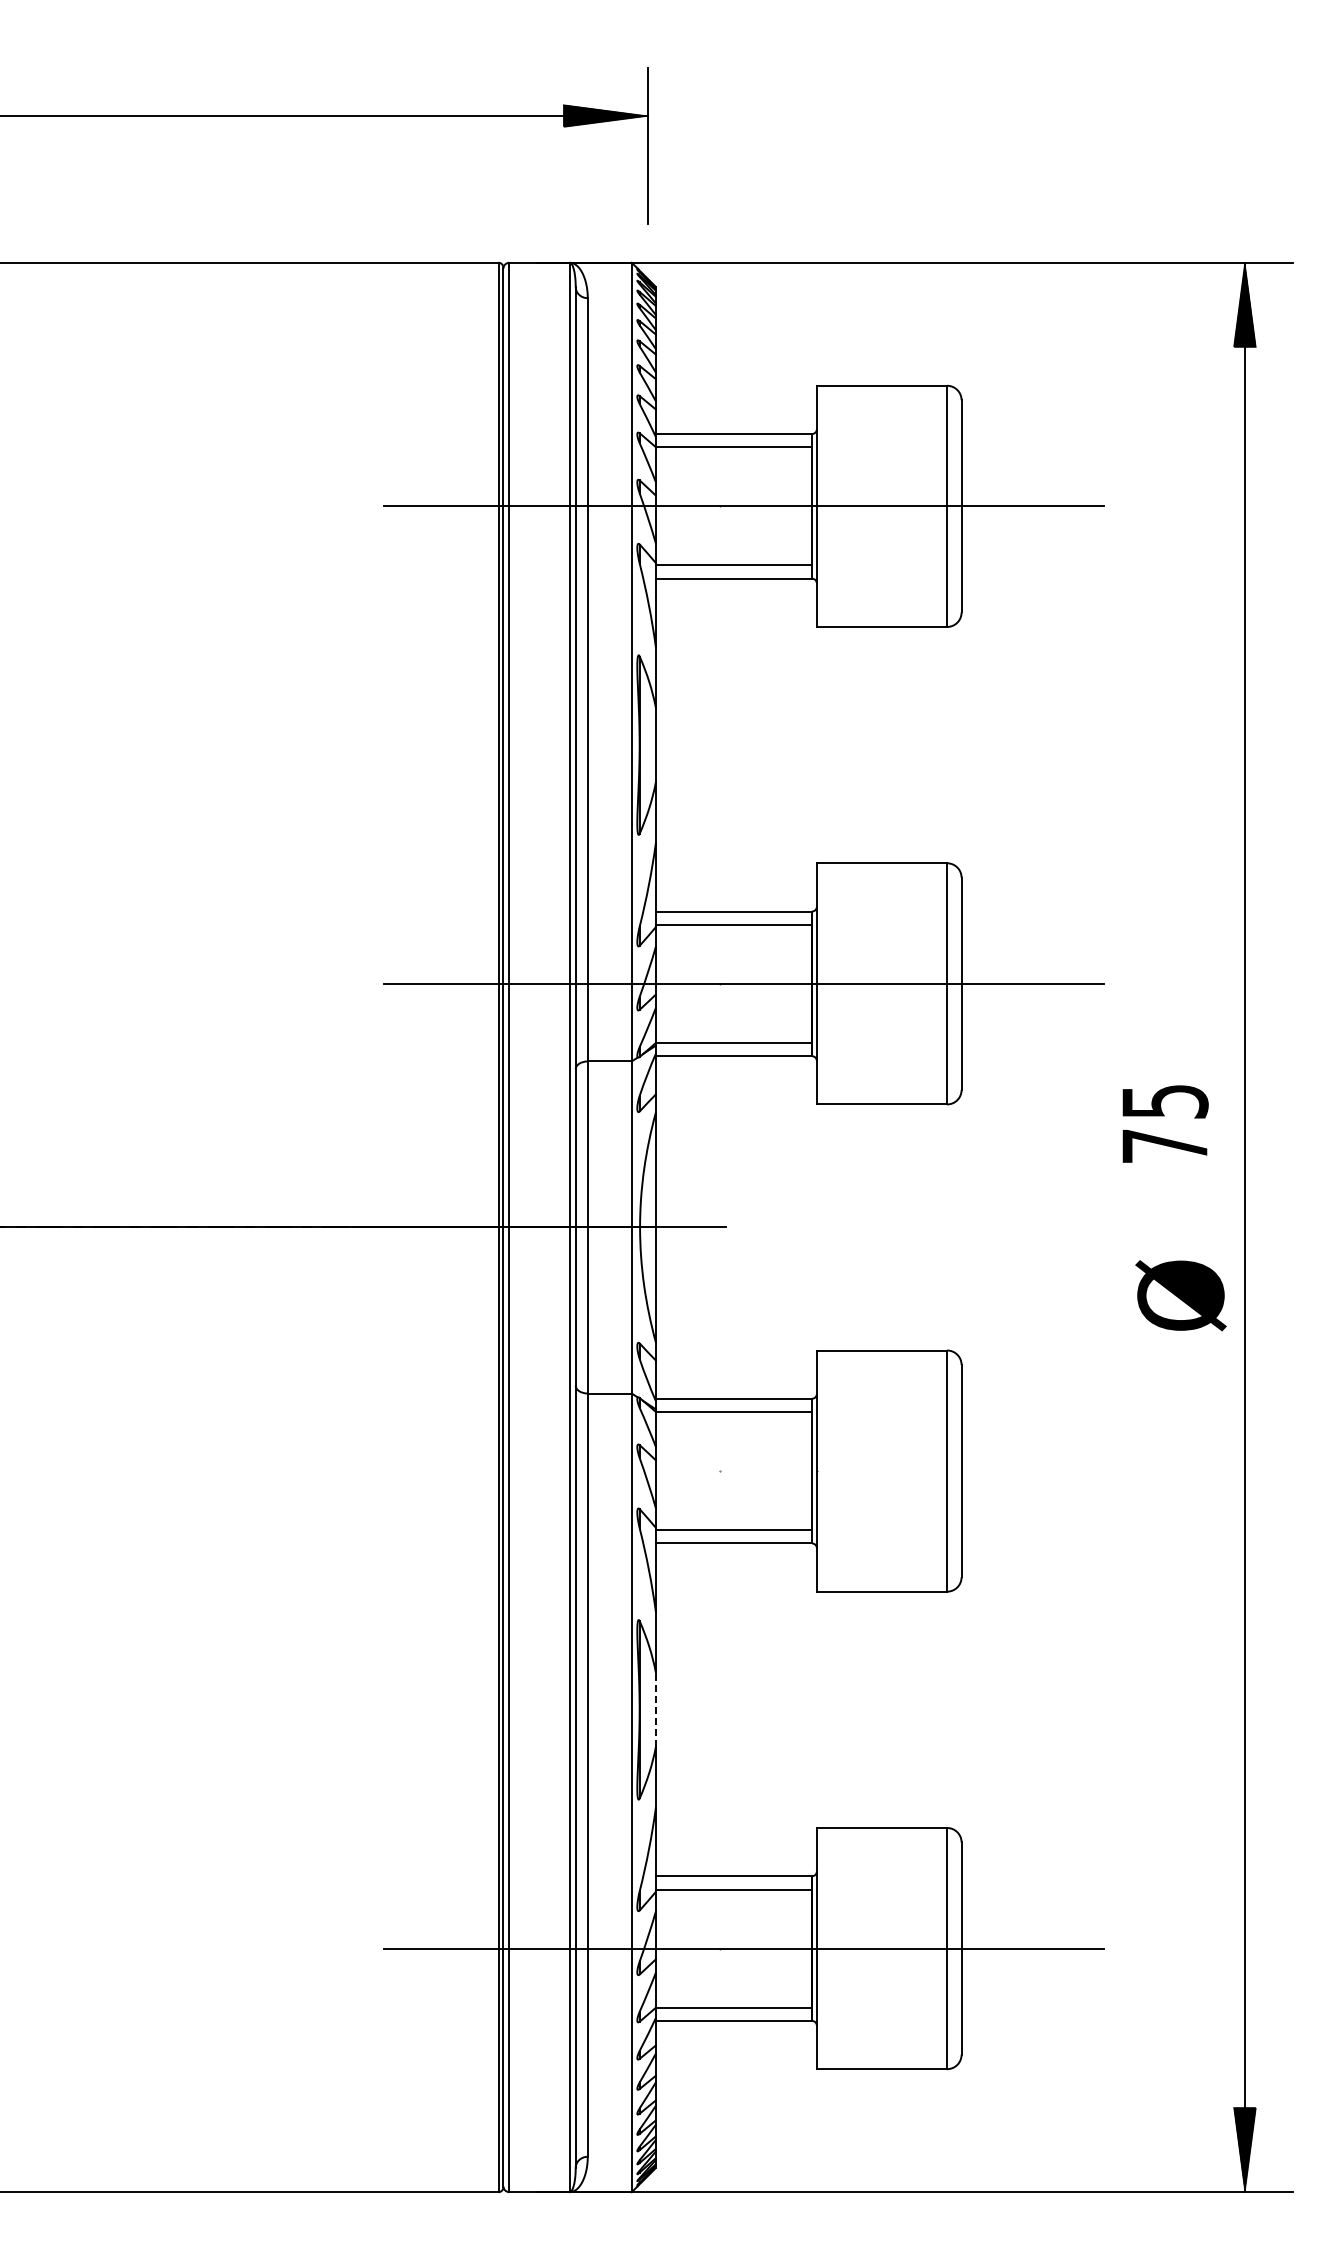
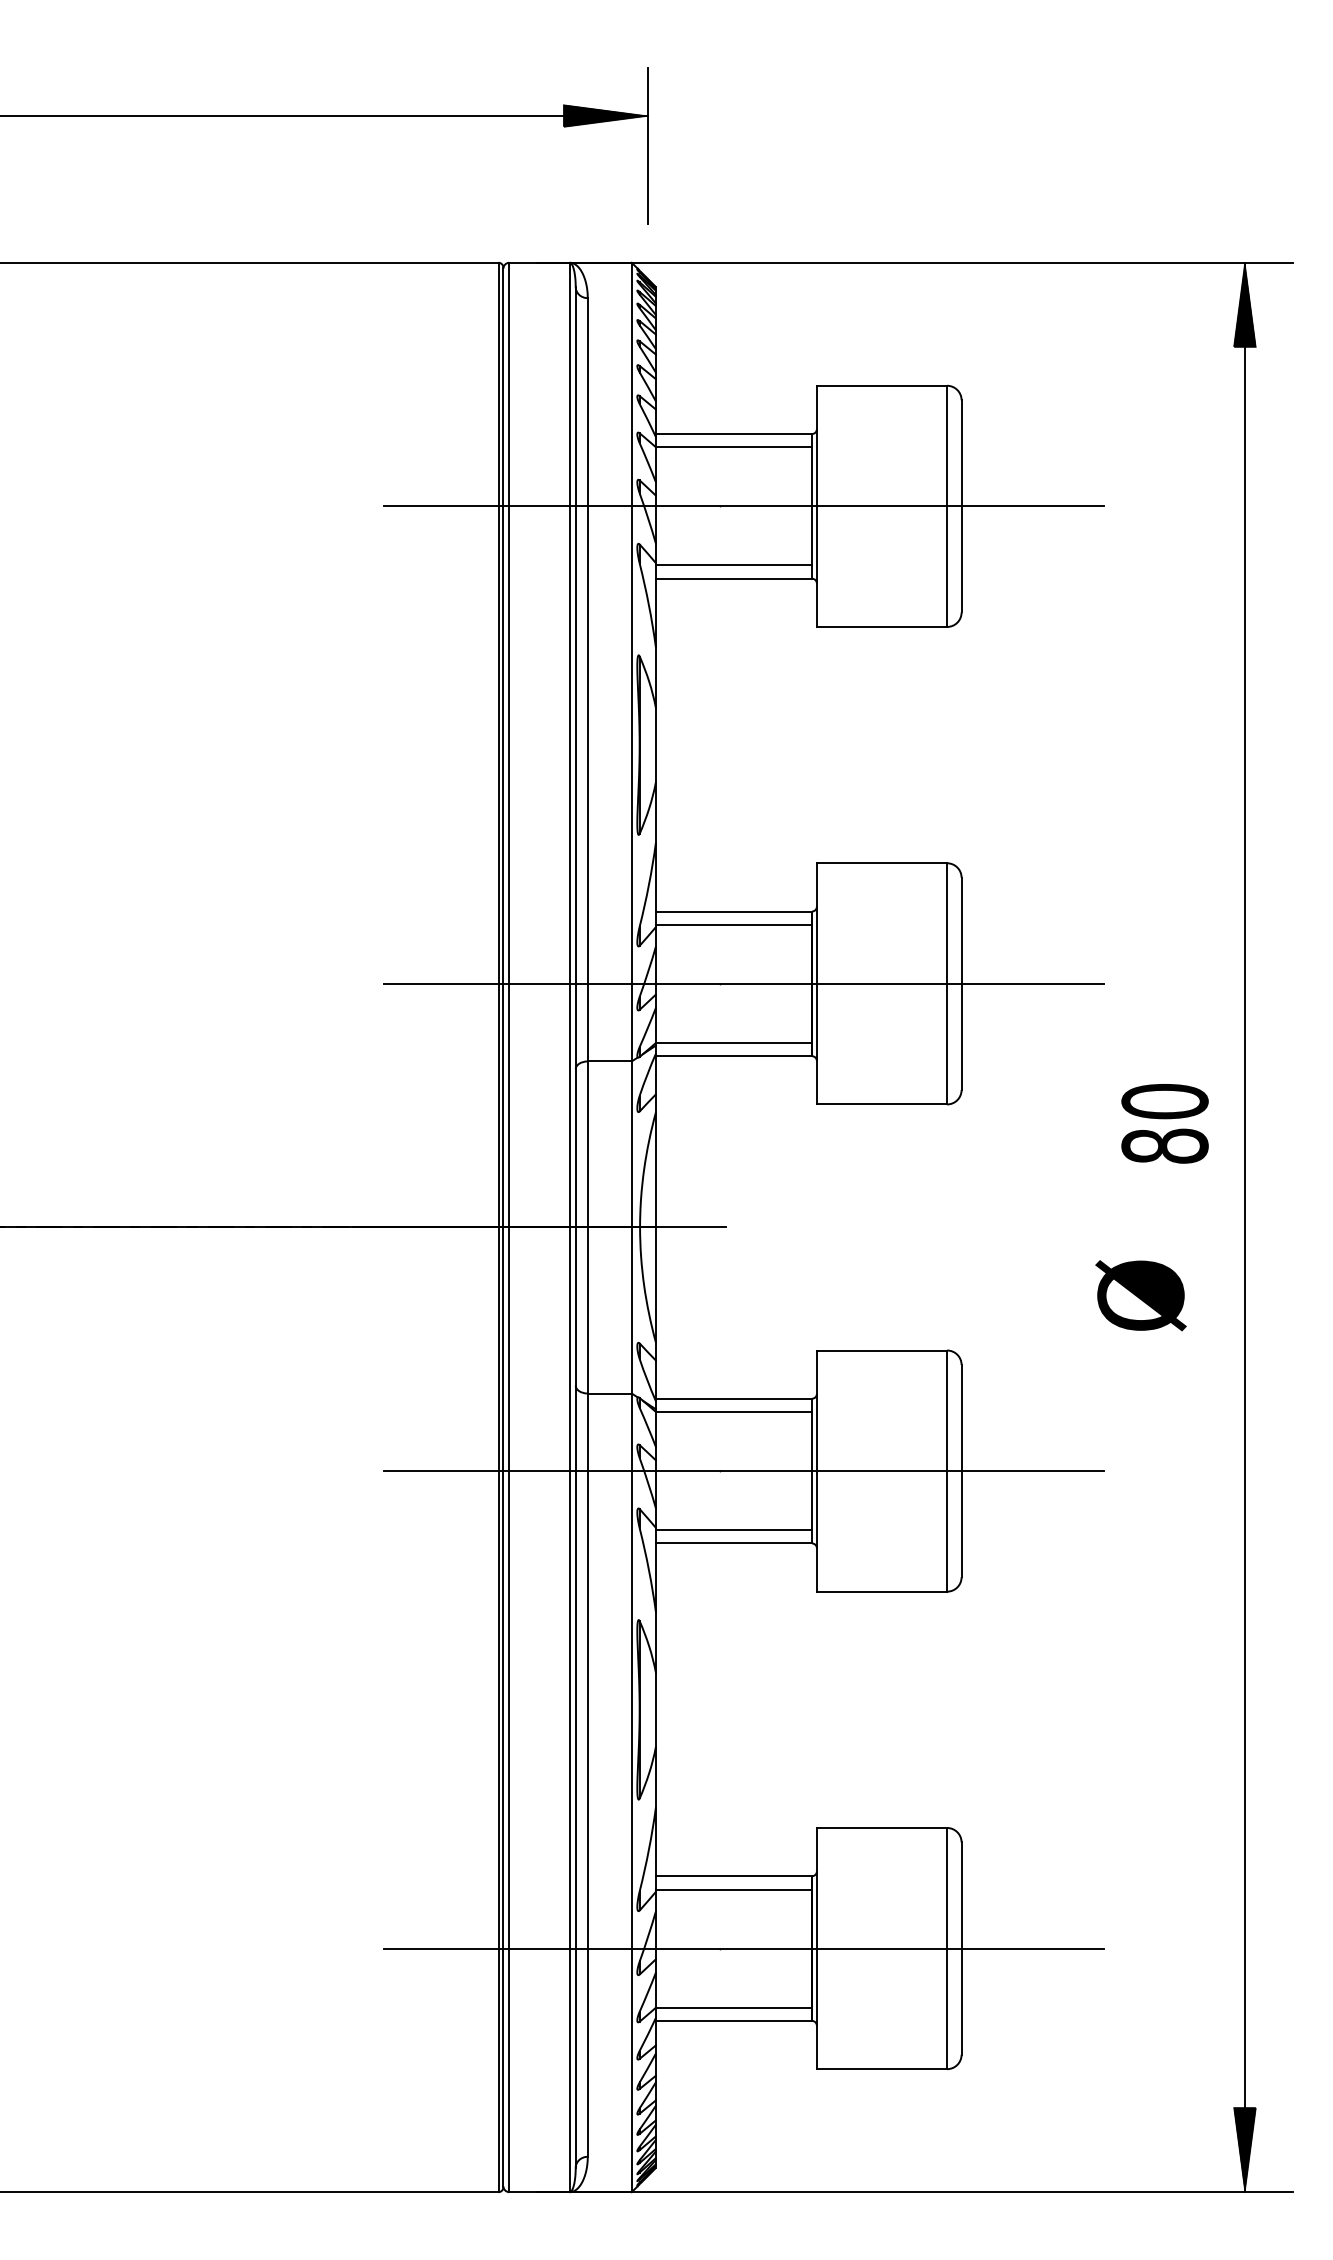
text: 75 -> 80 (1164, 1123)
text position: (1180, 1295) -> (1140, 1295) (1140, 1295)
line: none -> present (743, 1471)
line: dashed -> solid (655, 1709)
